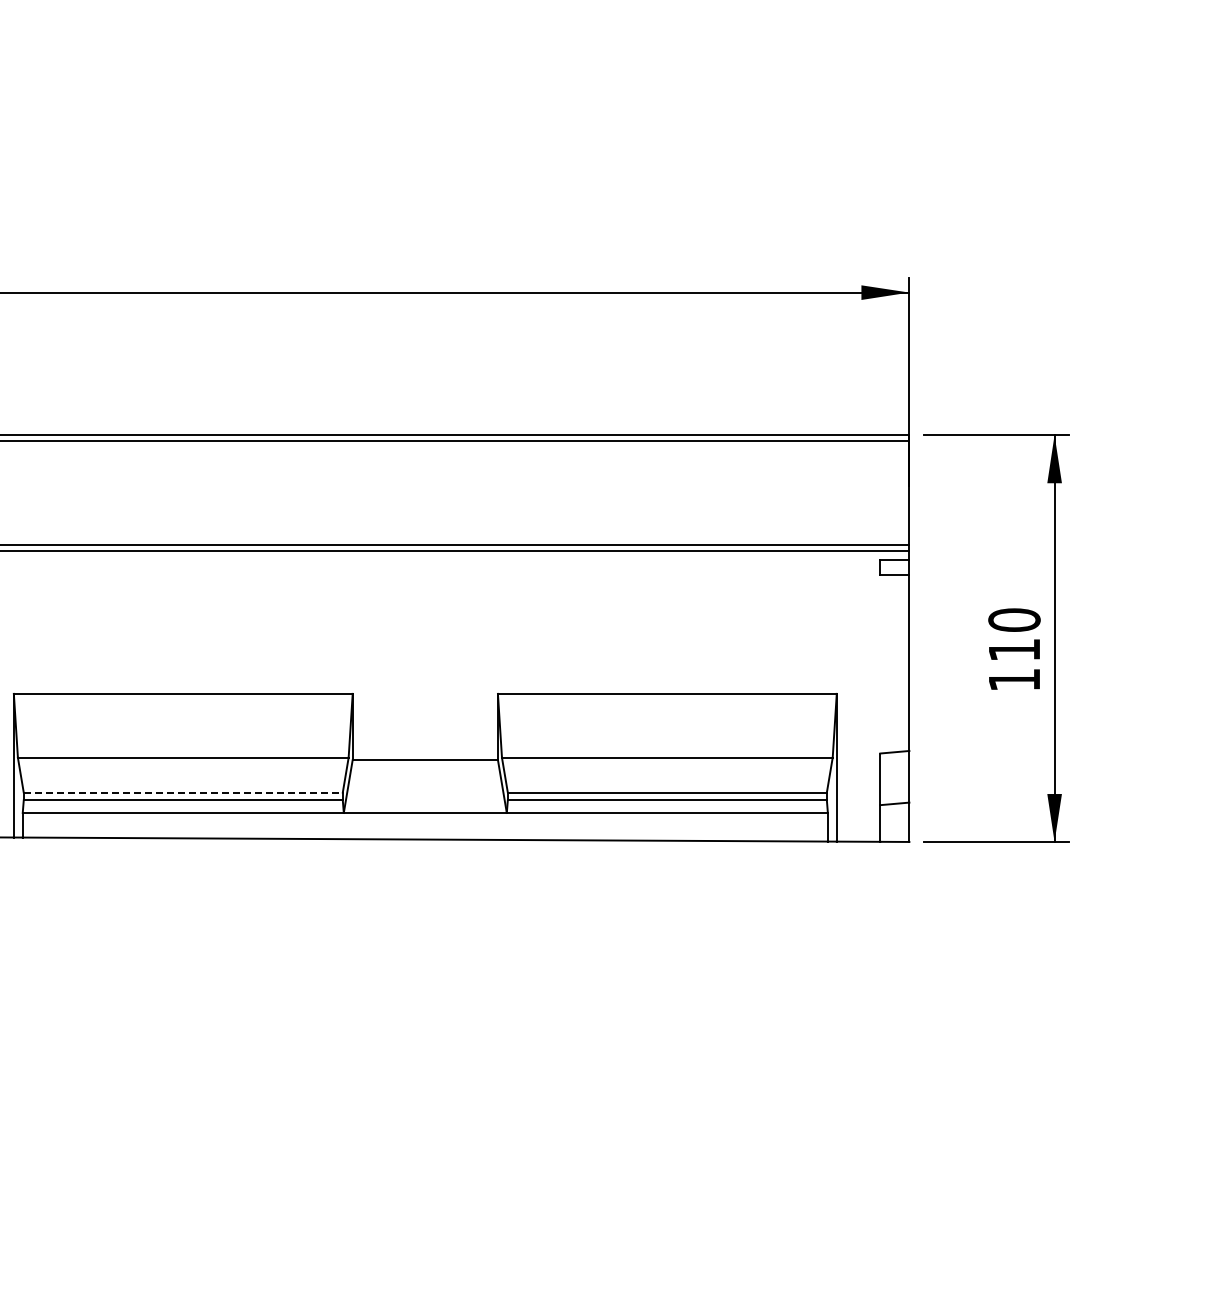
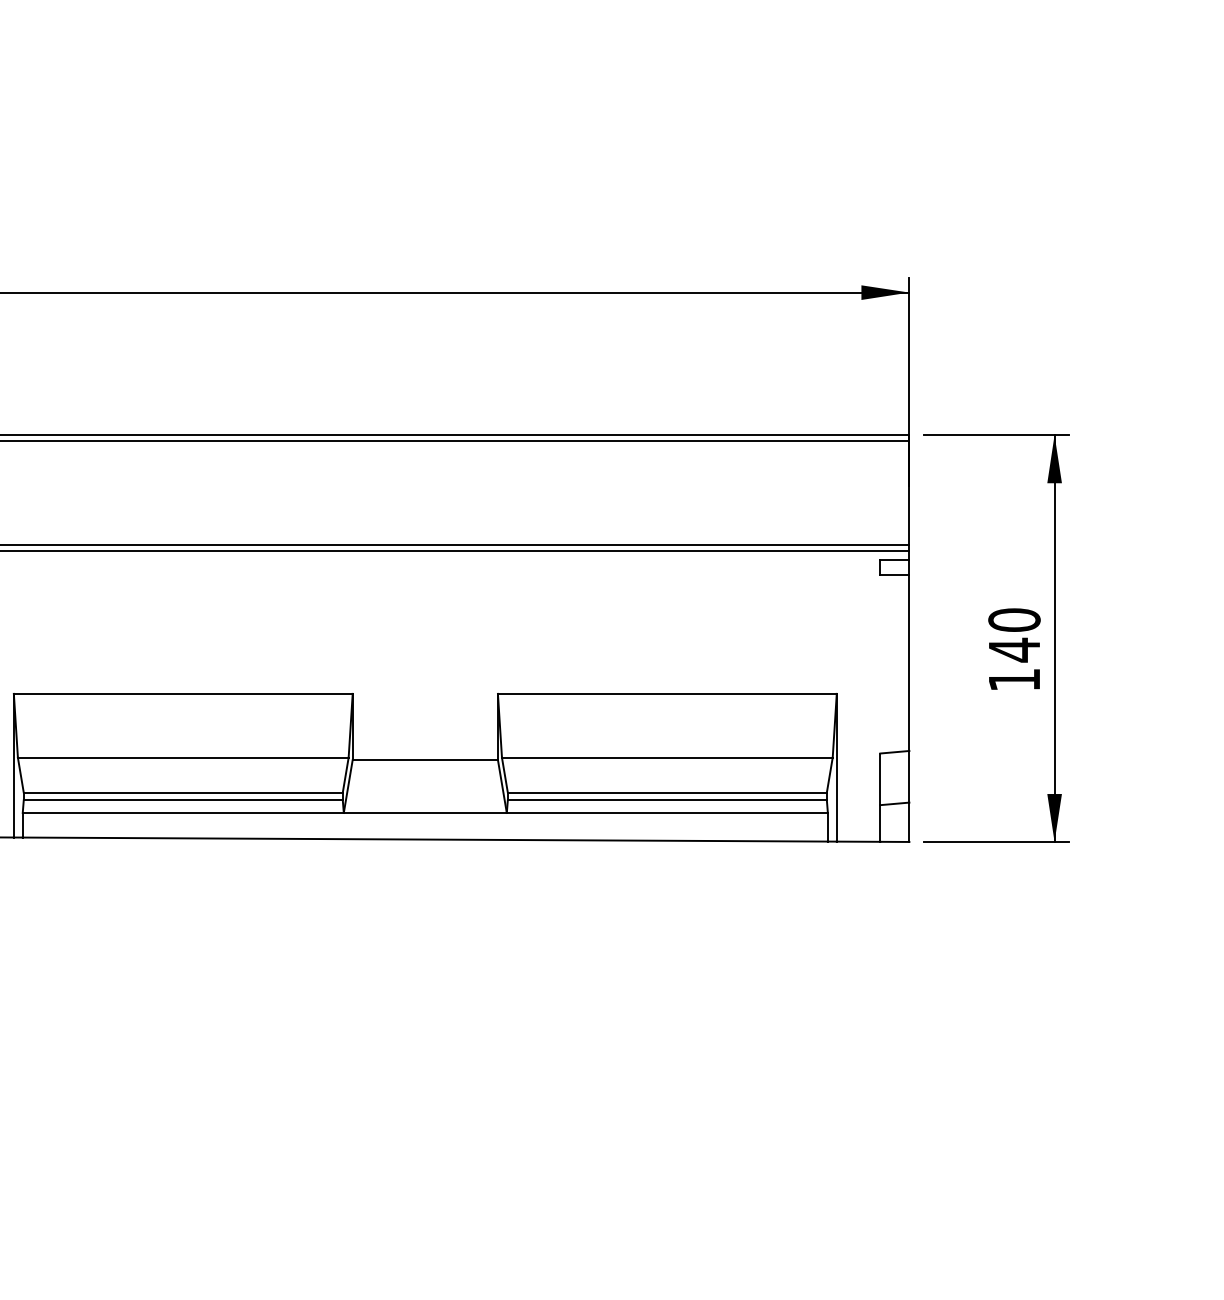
text: 110 -> 140 (1014, 649)
line: dashed -> solid (183, 792)
